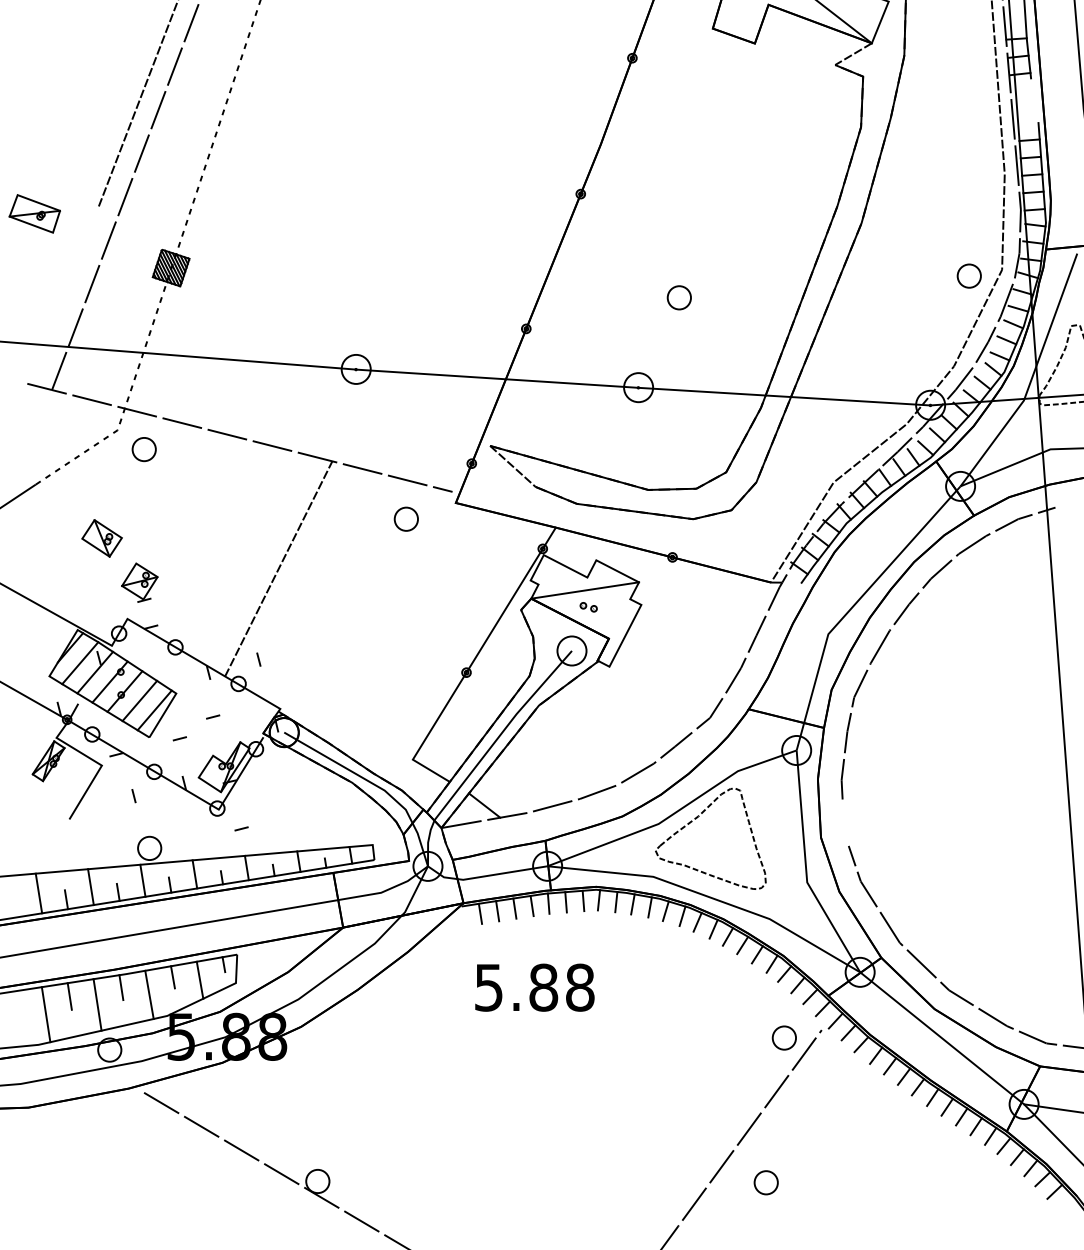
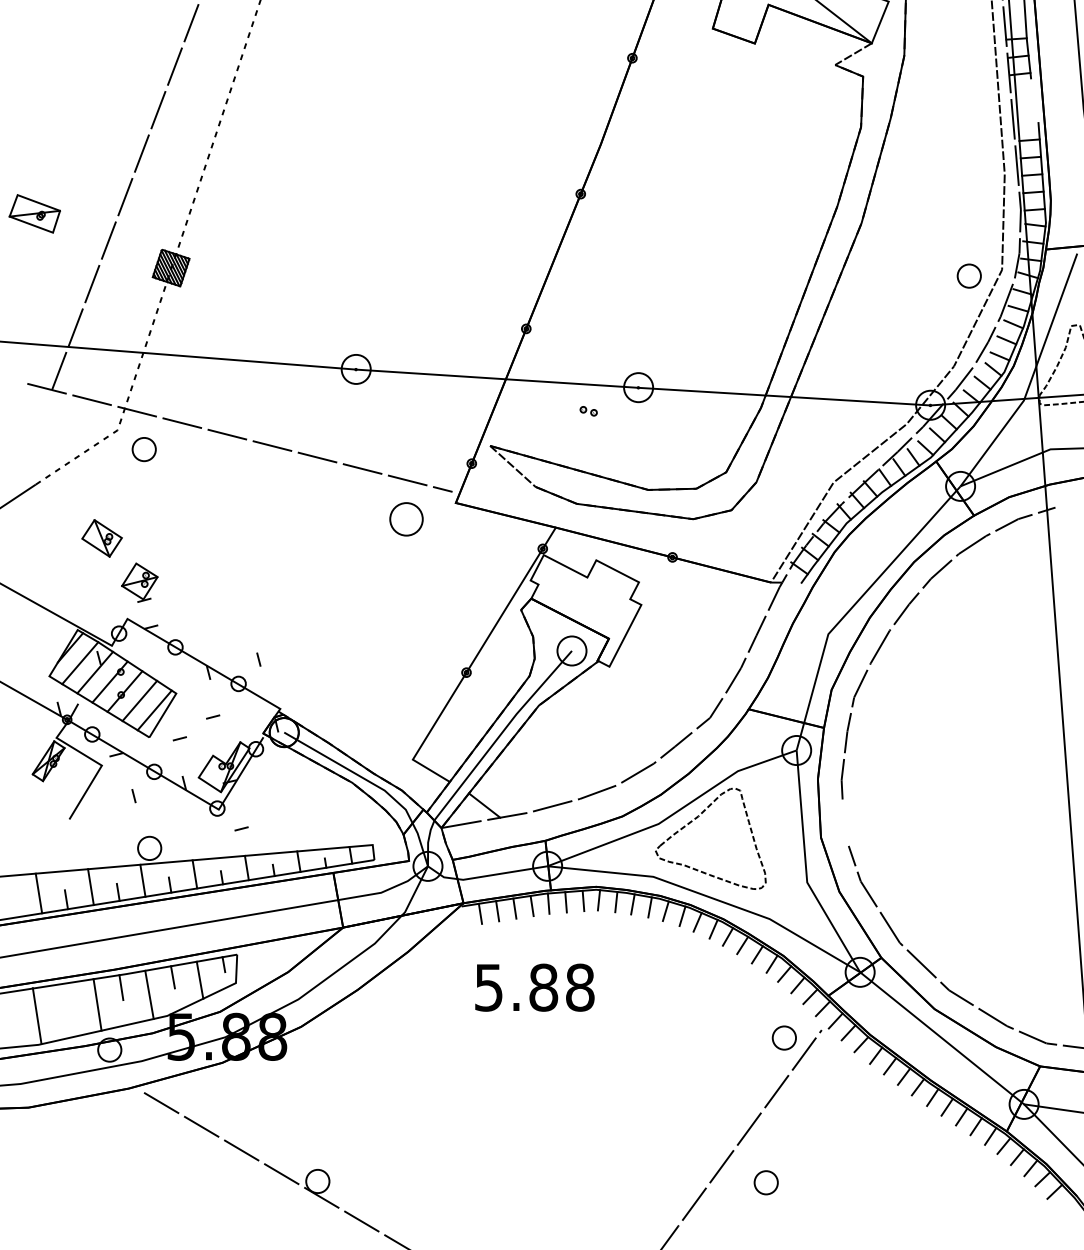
line: present -> none (137, 104)
part: present -> none (678, 297)
part size: 26x26 px -> 35x35 px (406, 519)
line: present -> none (278, 568)
line: present -> none (585, 590)
part position: (588, 607) -> (588, 411) (588, 411)
line: present -> none (69, 996)
line position: (45, 1014) -> (36, 1015) (36, 1015)
